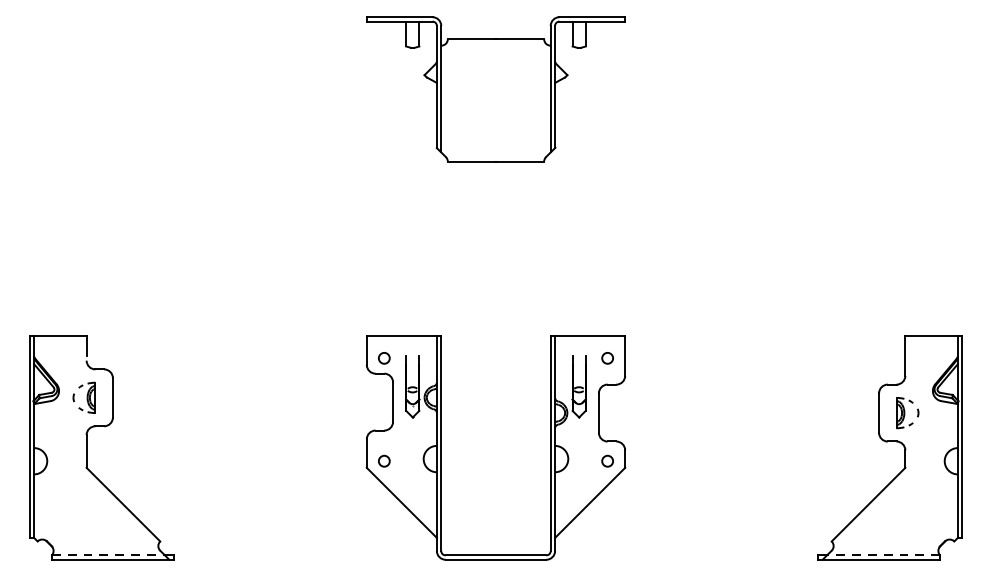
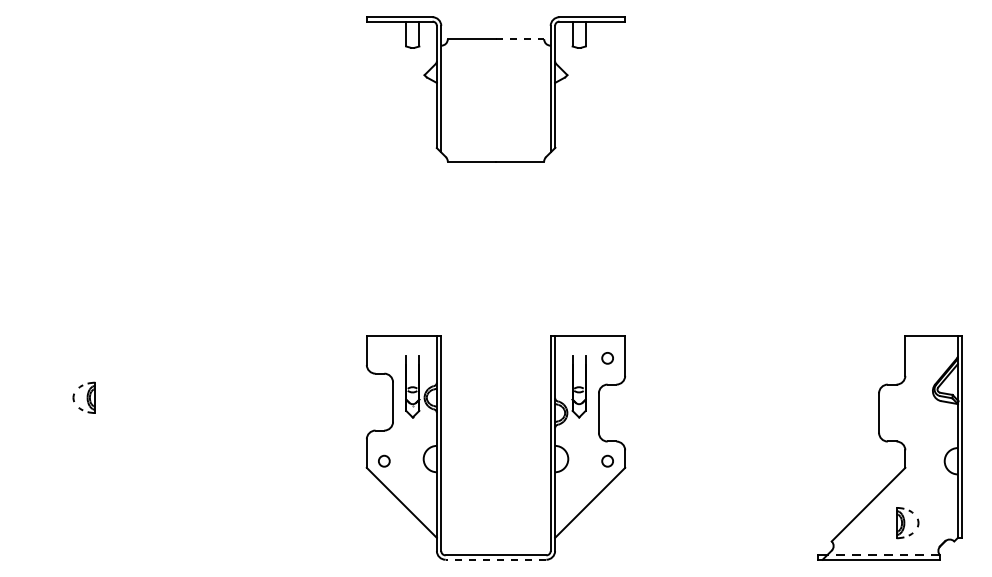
line: solid -> dashed (520, 39)
circle: present -> none (384, 358)
part position: (907, 413) -> (907, 523) (907, 523)
part: present -> none (87, 447)
line: solid -> dashed (495, 559)
